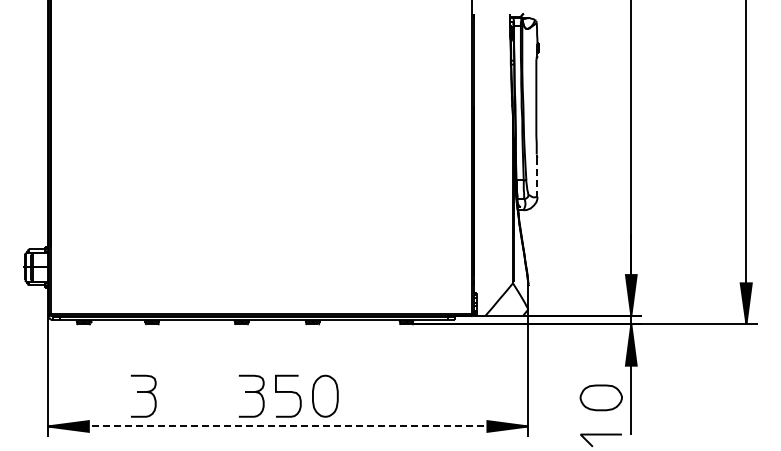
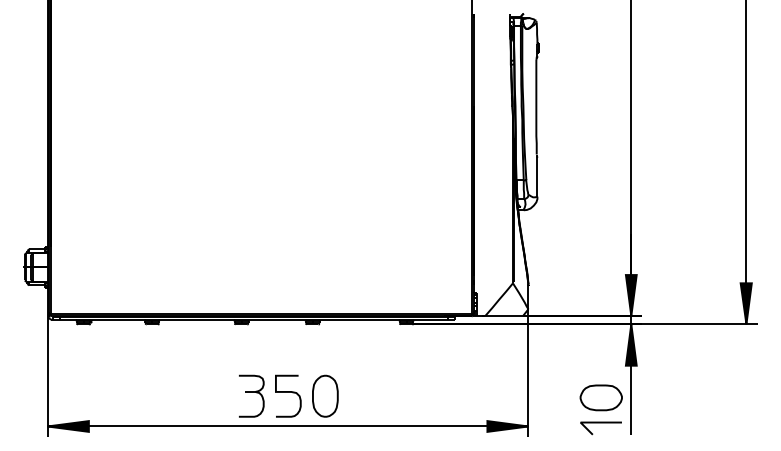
line: dashed -> solid (537, 177)
part: present -> none (143, 395)
line: dashed -> solid (288, 426)
line position: (600, 435) -> (600, 423) (600, 423)
